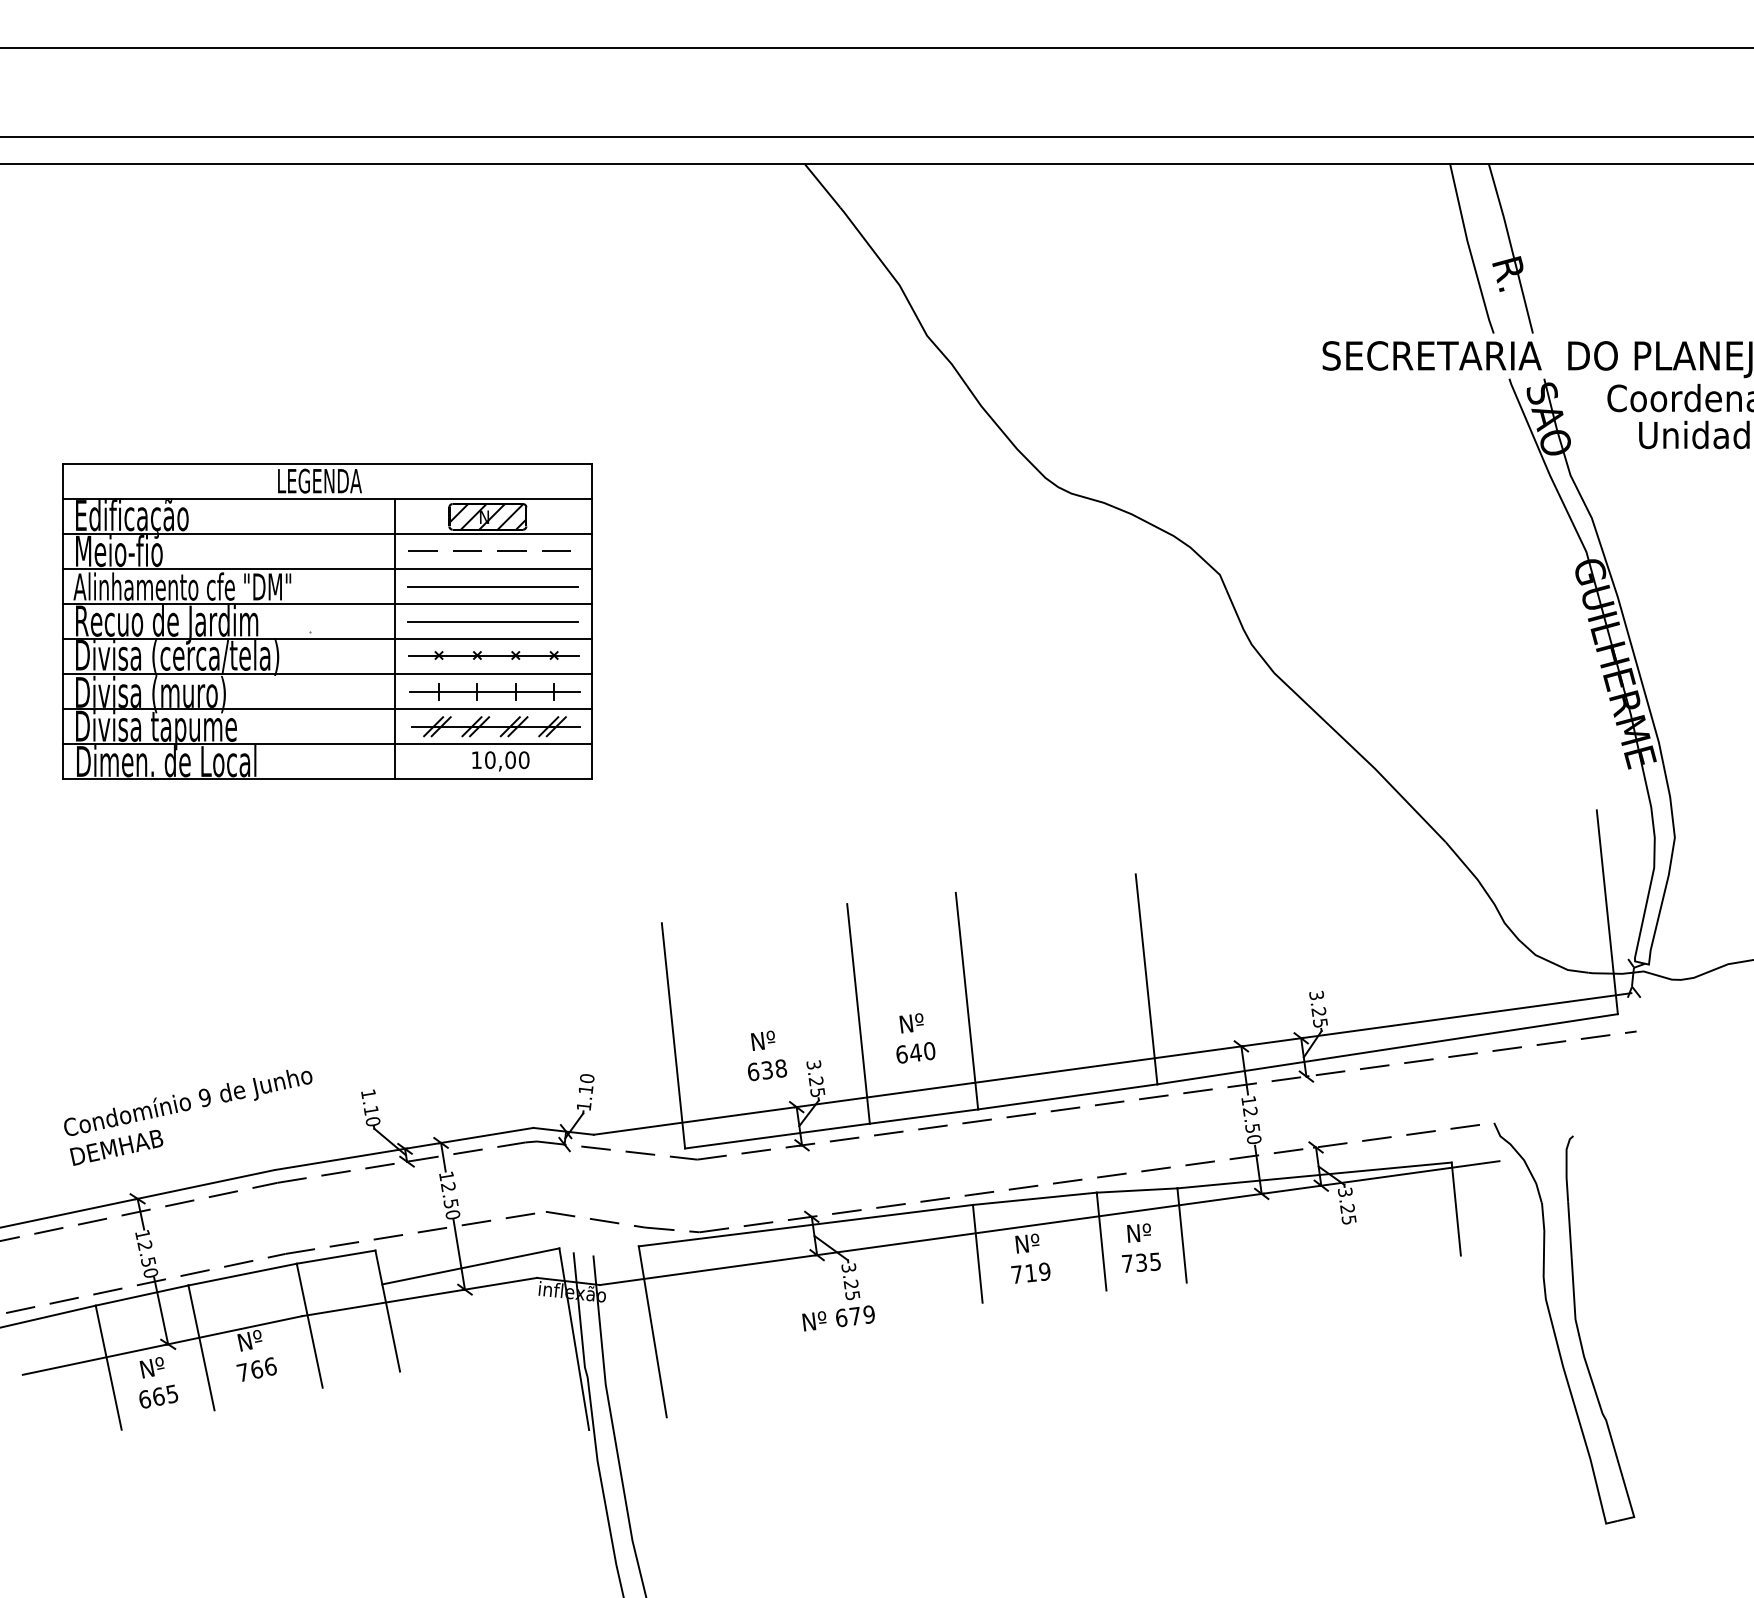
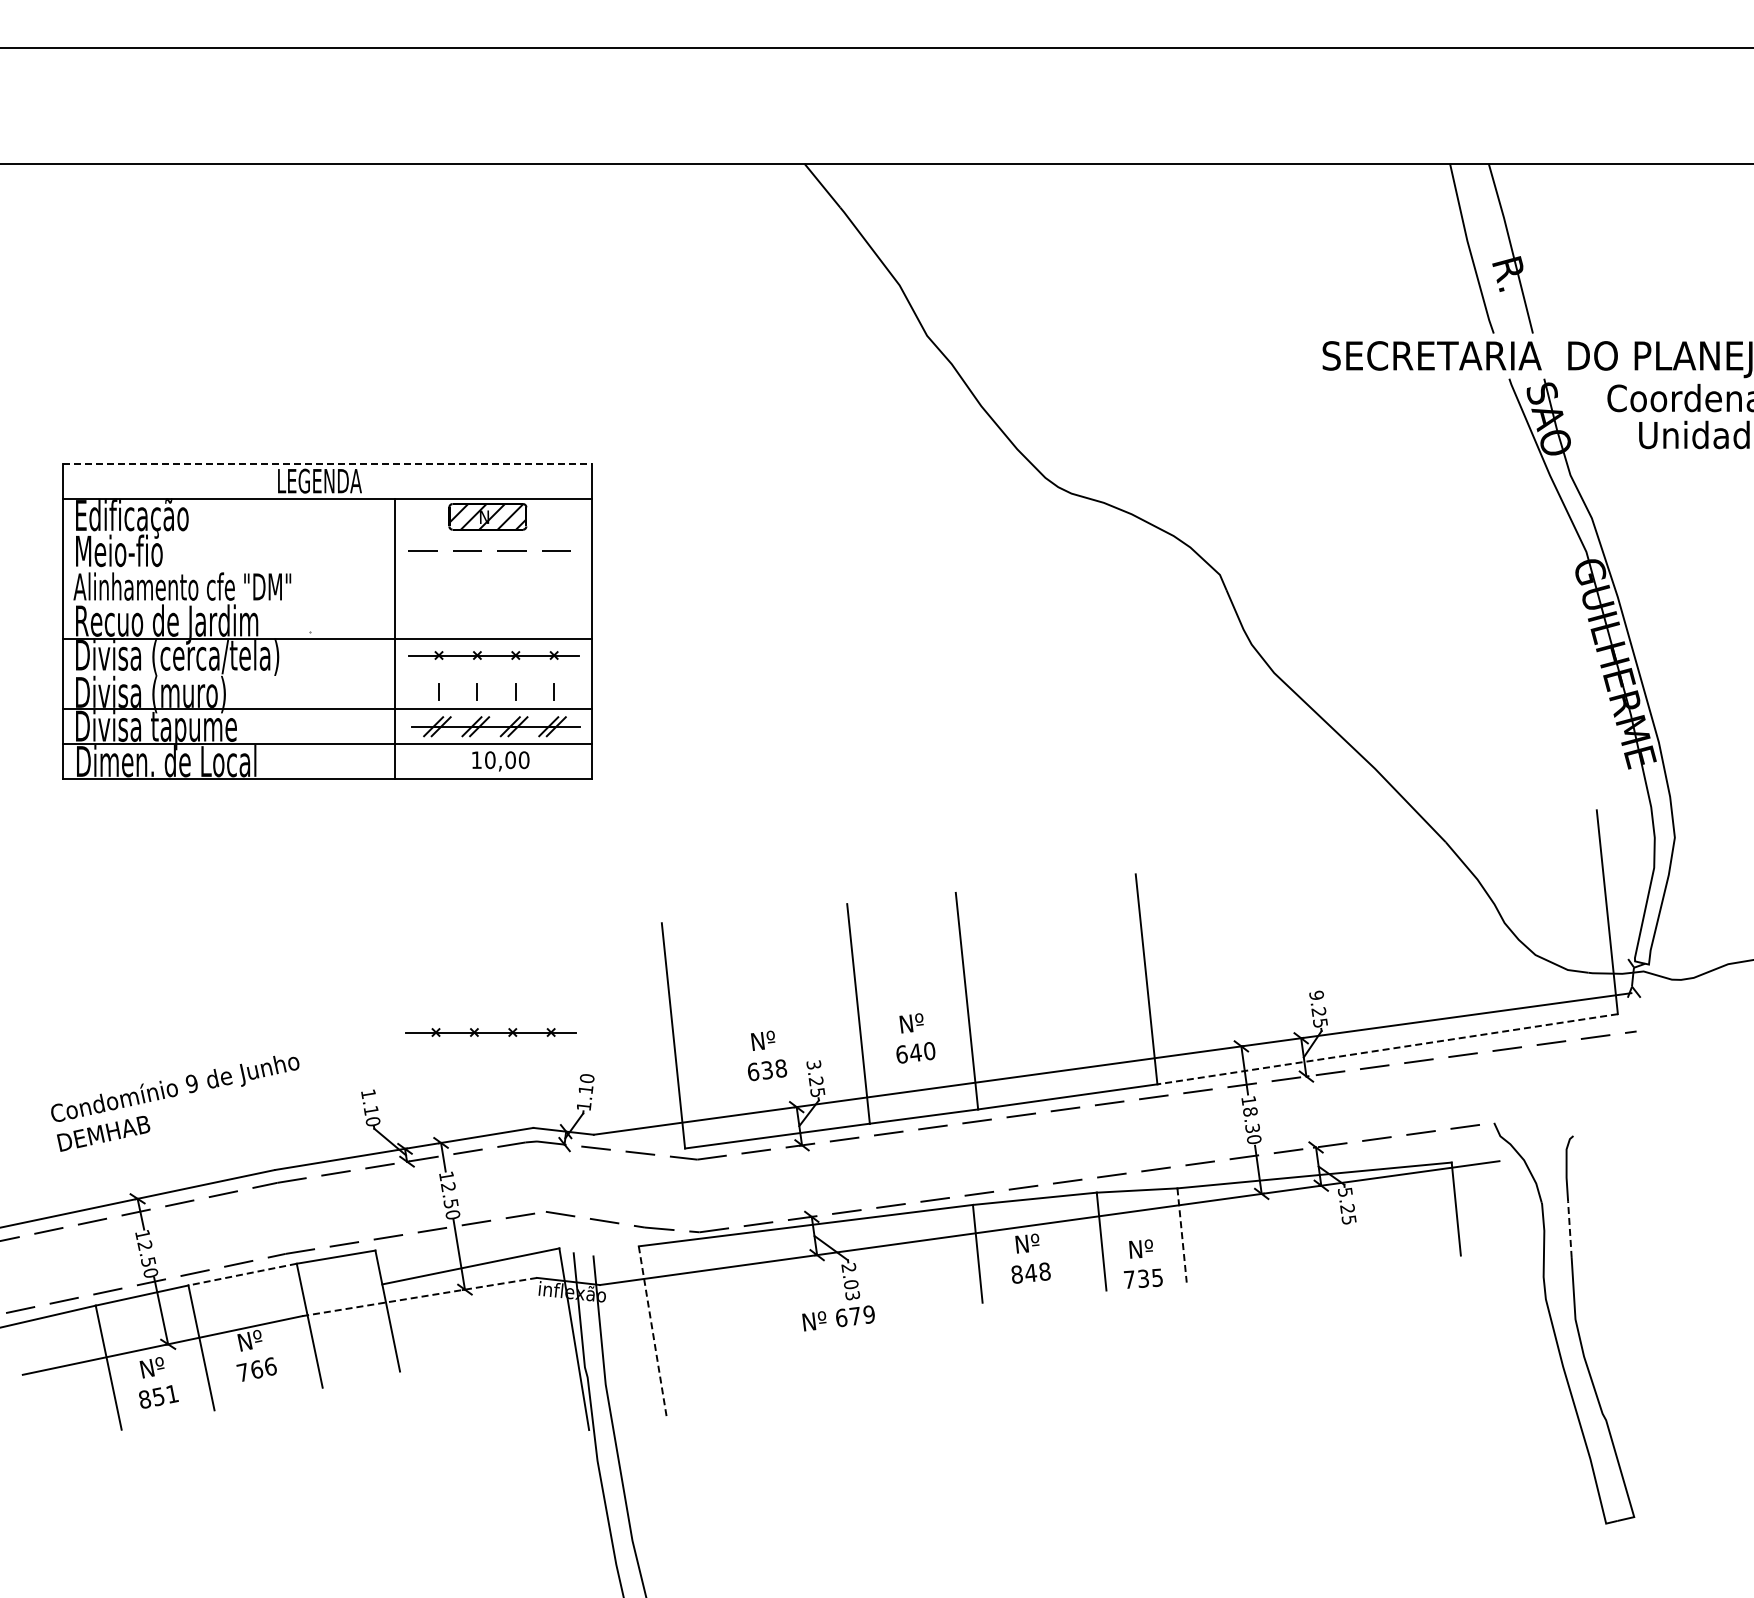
line: present -> none (876, 137)
line: solid -> dashed (327, 464)
line: present -> none (326, 534)
line: present -> none (326, 568)
line: present -> none (492, 587)
line: present -> none (326, 603)
line: present -> none (492, 621)
line: present -> none (326, 673)
line: present -> none (494, 691)
text: 3.25 -> 9.25 (1316, 995)
part: none -> present (490, 1032)
line: solid -> dashed (1387, 1049)
text position: (188, 1117) -> (175, 1103) (175, 1103)
text: 12.50 -> 18.30 (1251, 1120)
text: 3.25 -> 5.25 (1345, 1191)
line: solid -> dashed (1569, 1229)
line: solid -> dashed (1182, 1236)
text position: (1140, 1247) -> (1142, 1263) (1142, 1263)
text: 719 -> 848 (1030, 1272)
line: solid -> dashed (242, 1274)
text: 3.25 -> 2.03 (850, 1281)
line: solid -> dashed (420, 1296)
line: solid -> dashed (652, 1331)
text: 665 -> 851 (158, 1396)
